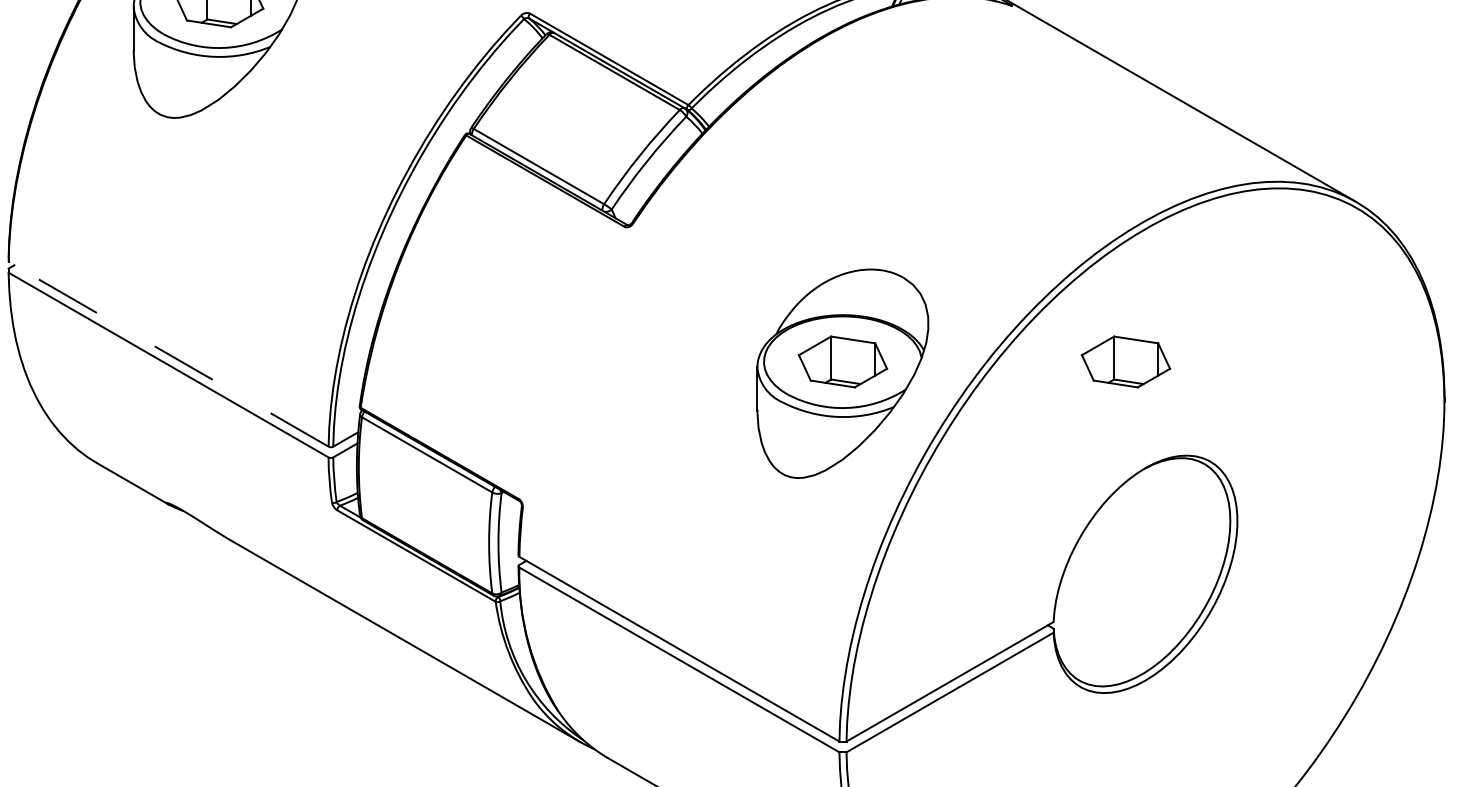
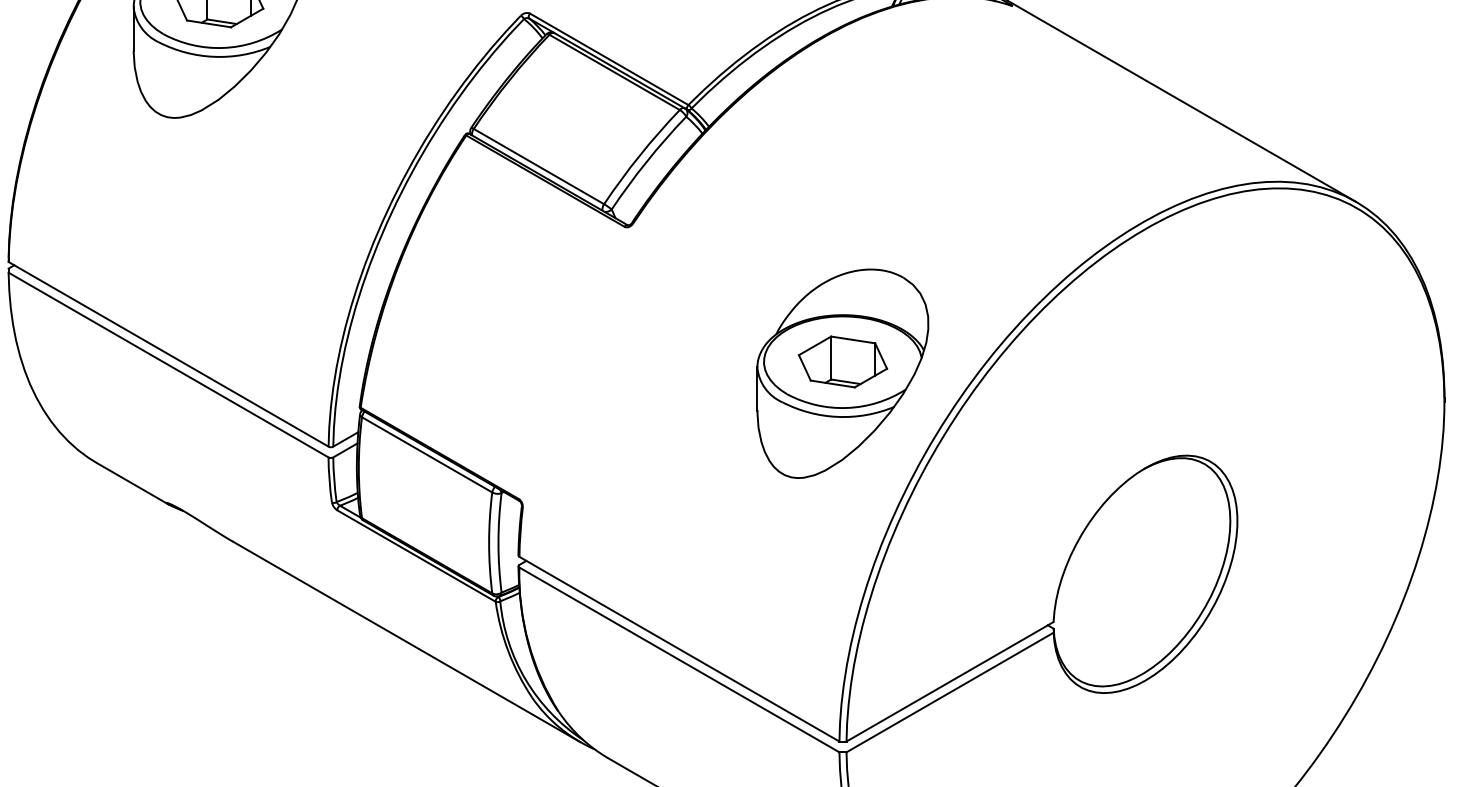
line: dashed -> solid (168, 354)
part: present -> none (1125, 361)
